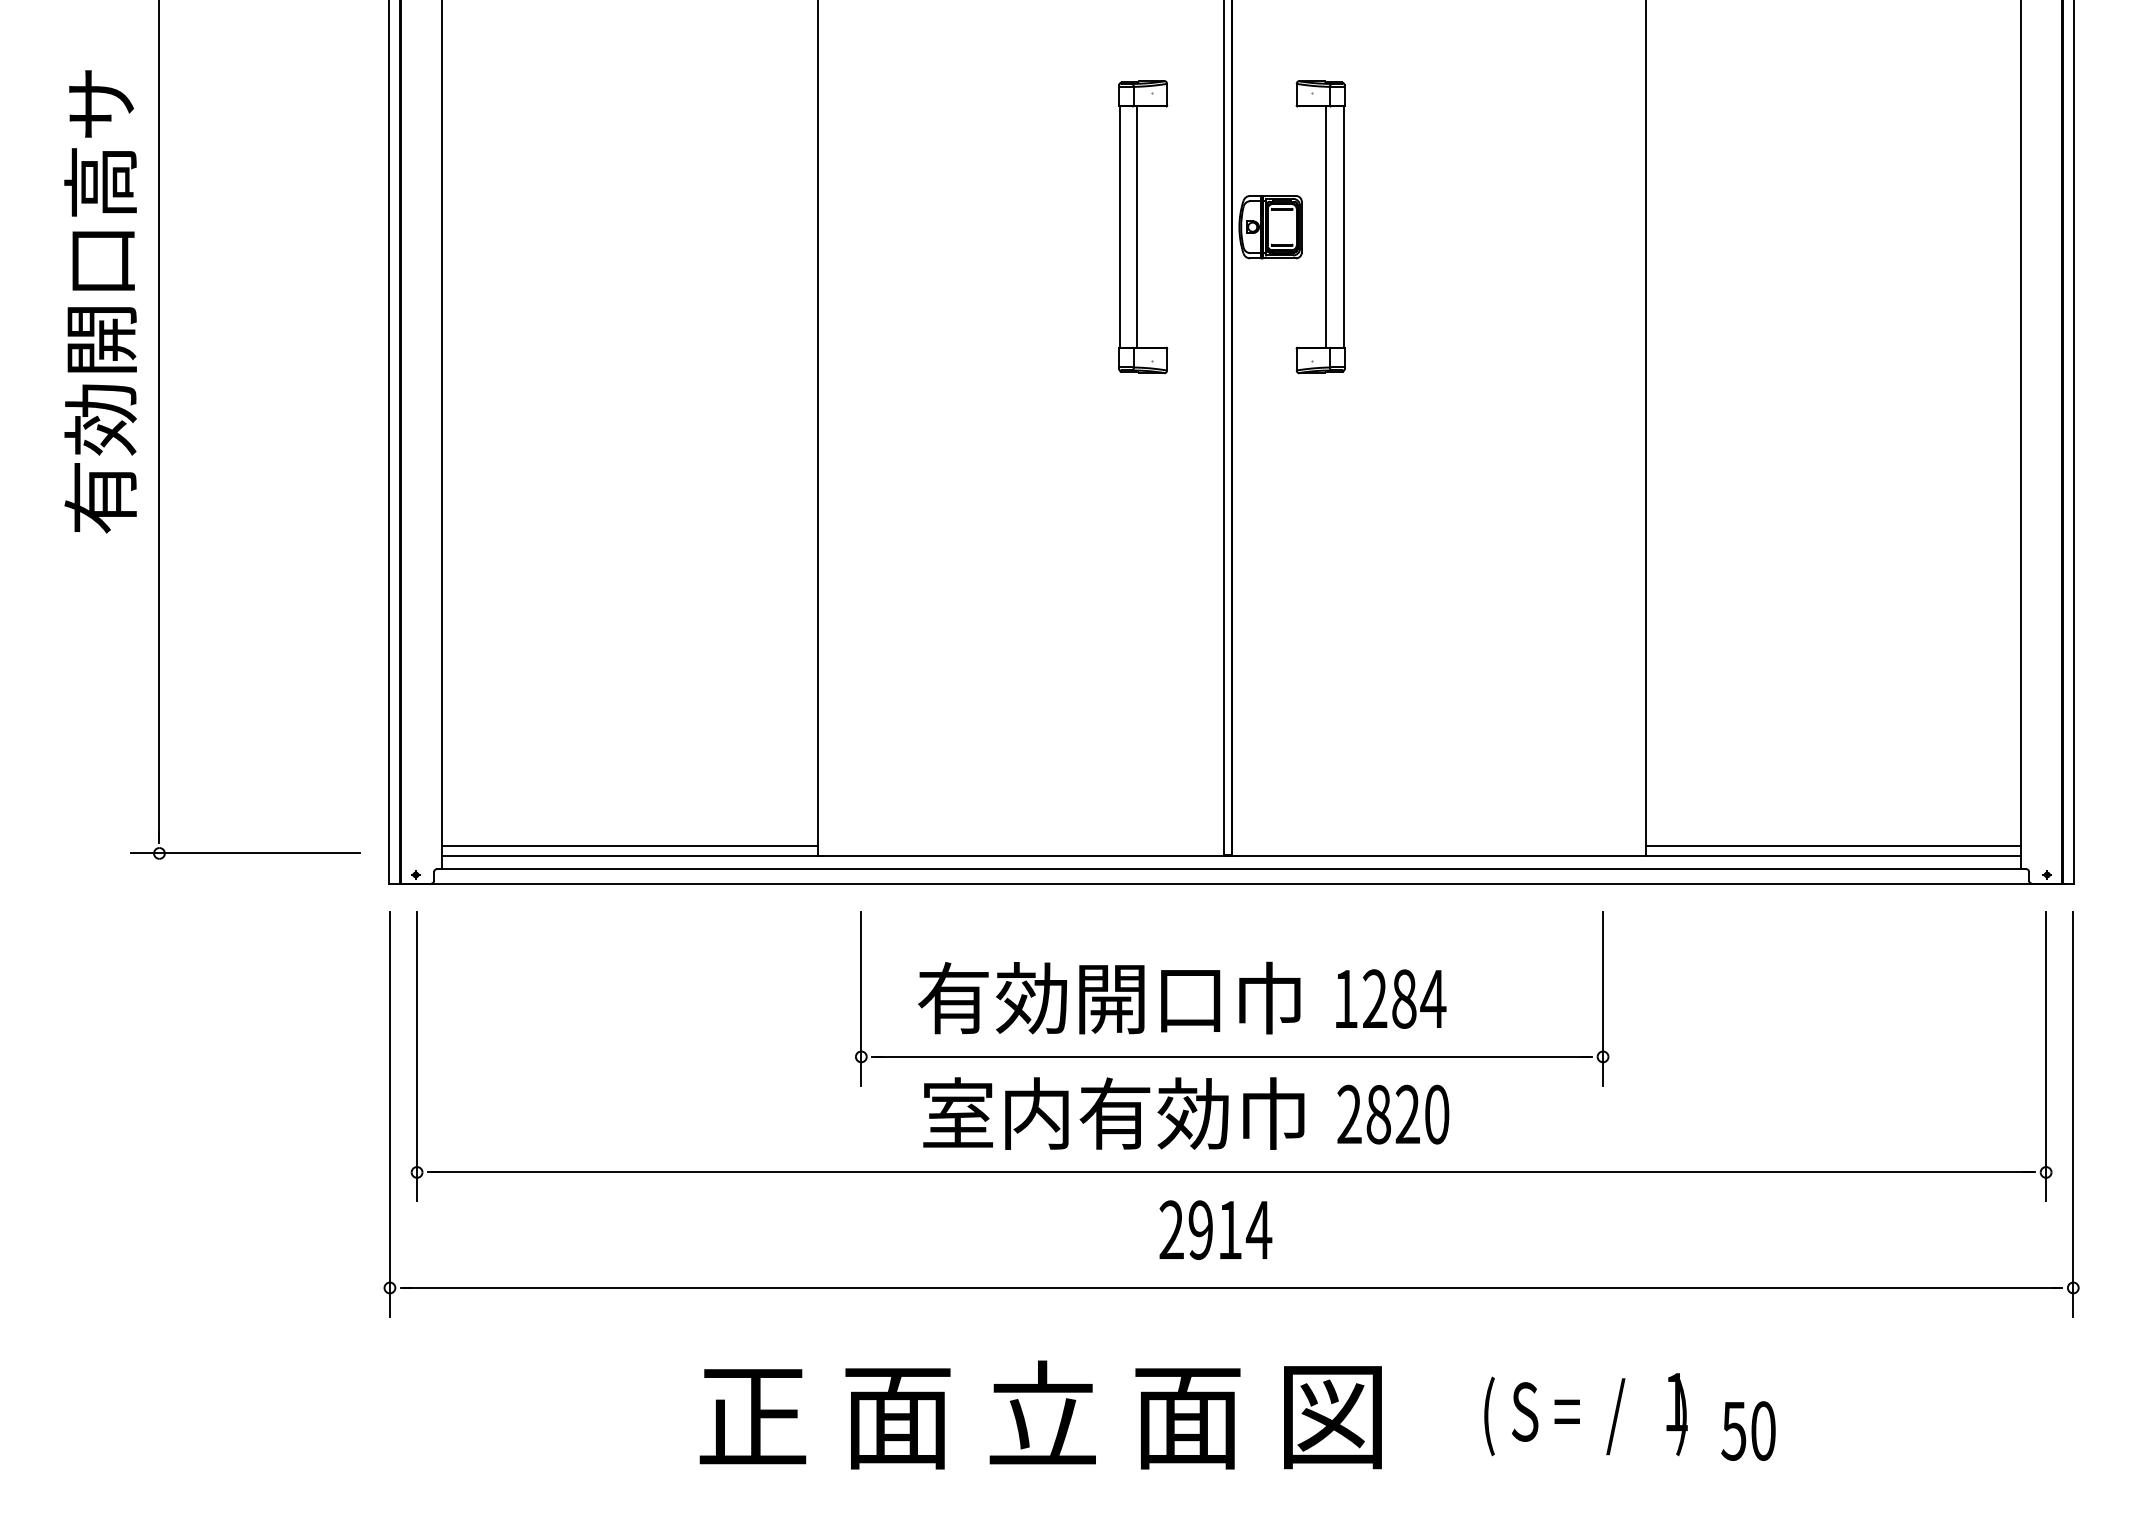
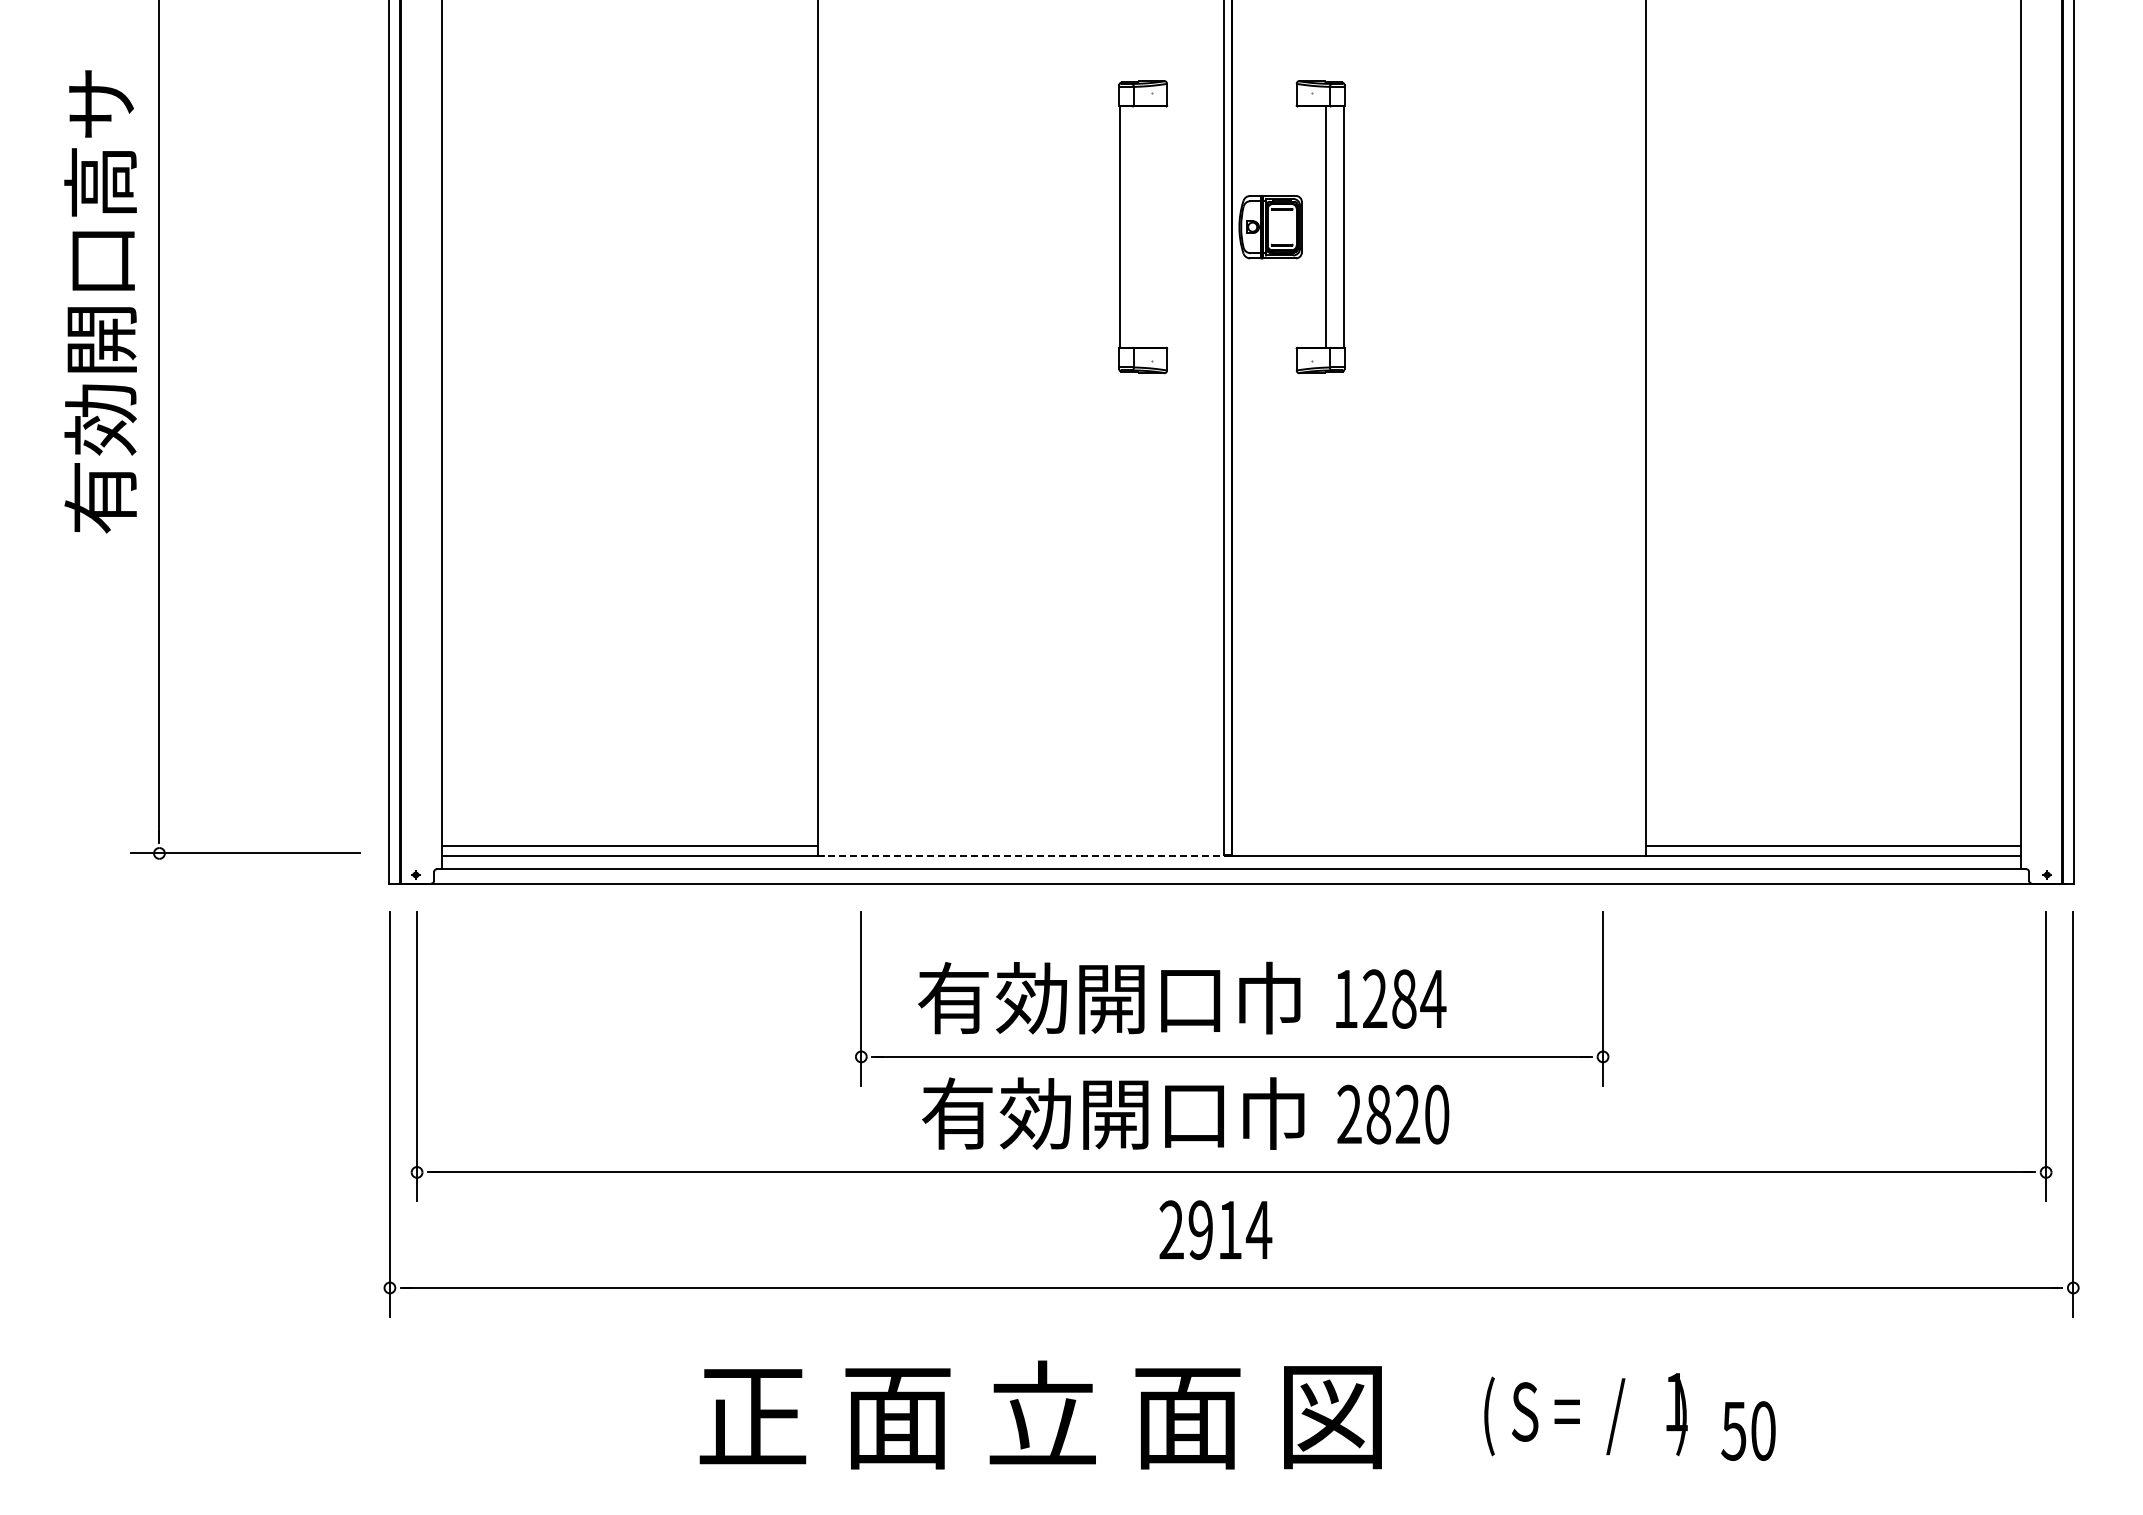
line: present -> none (1137, 226)
line: solid -> dashed (1024, 856)
text: 室内有効巾 -> 有効開口巾 (1075, 1113)
